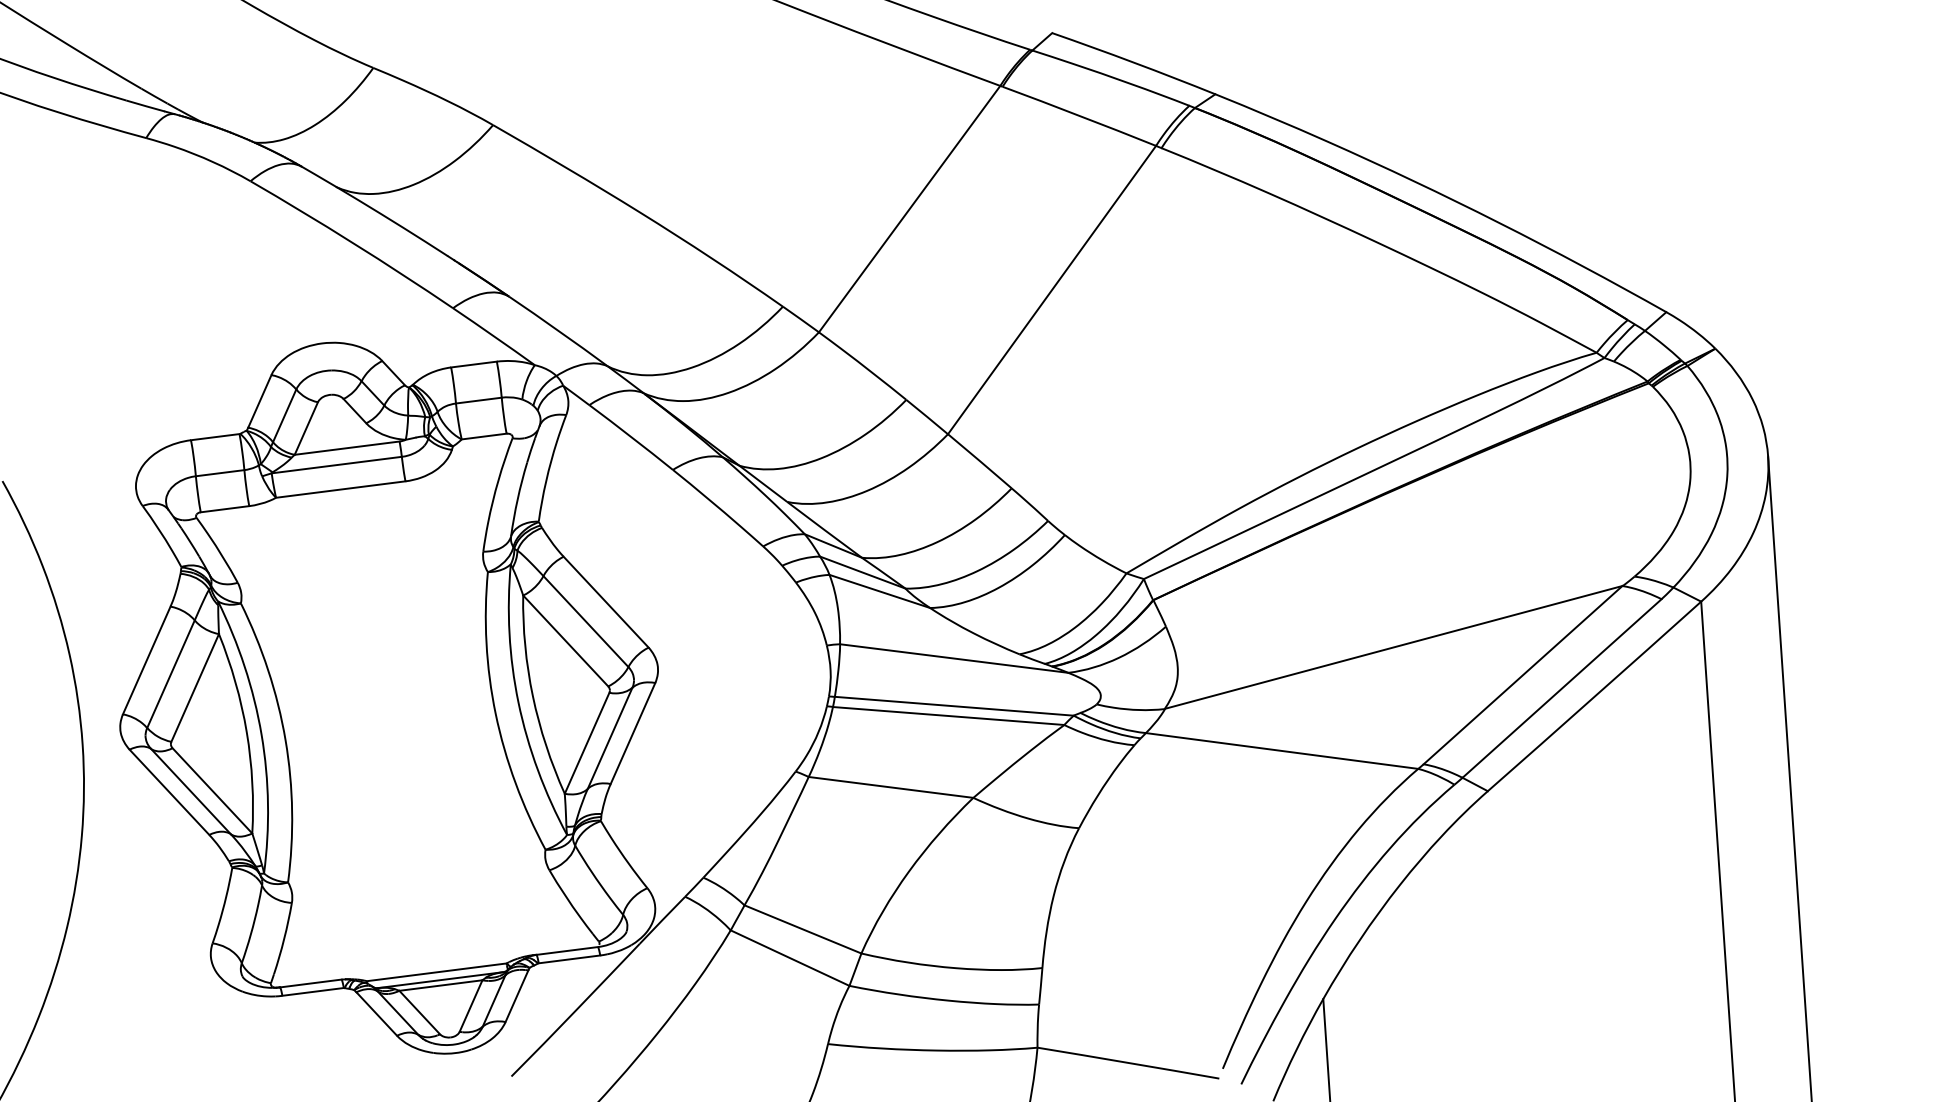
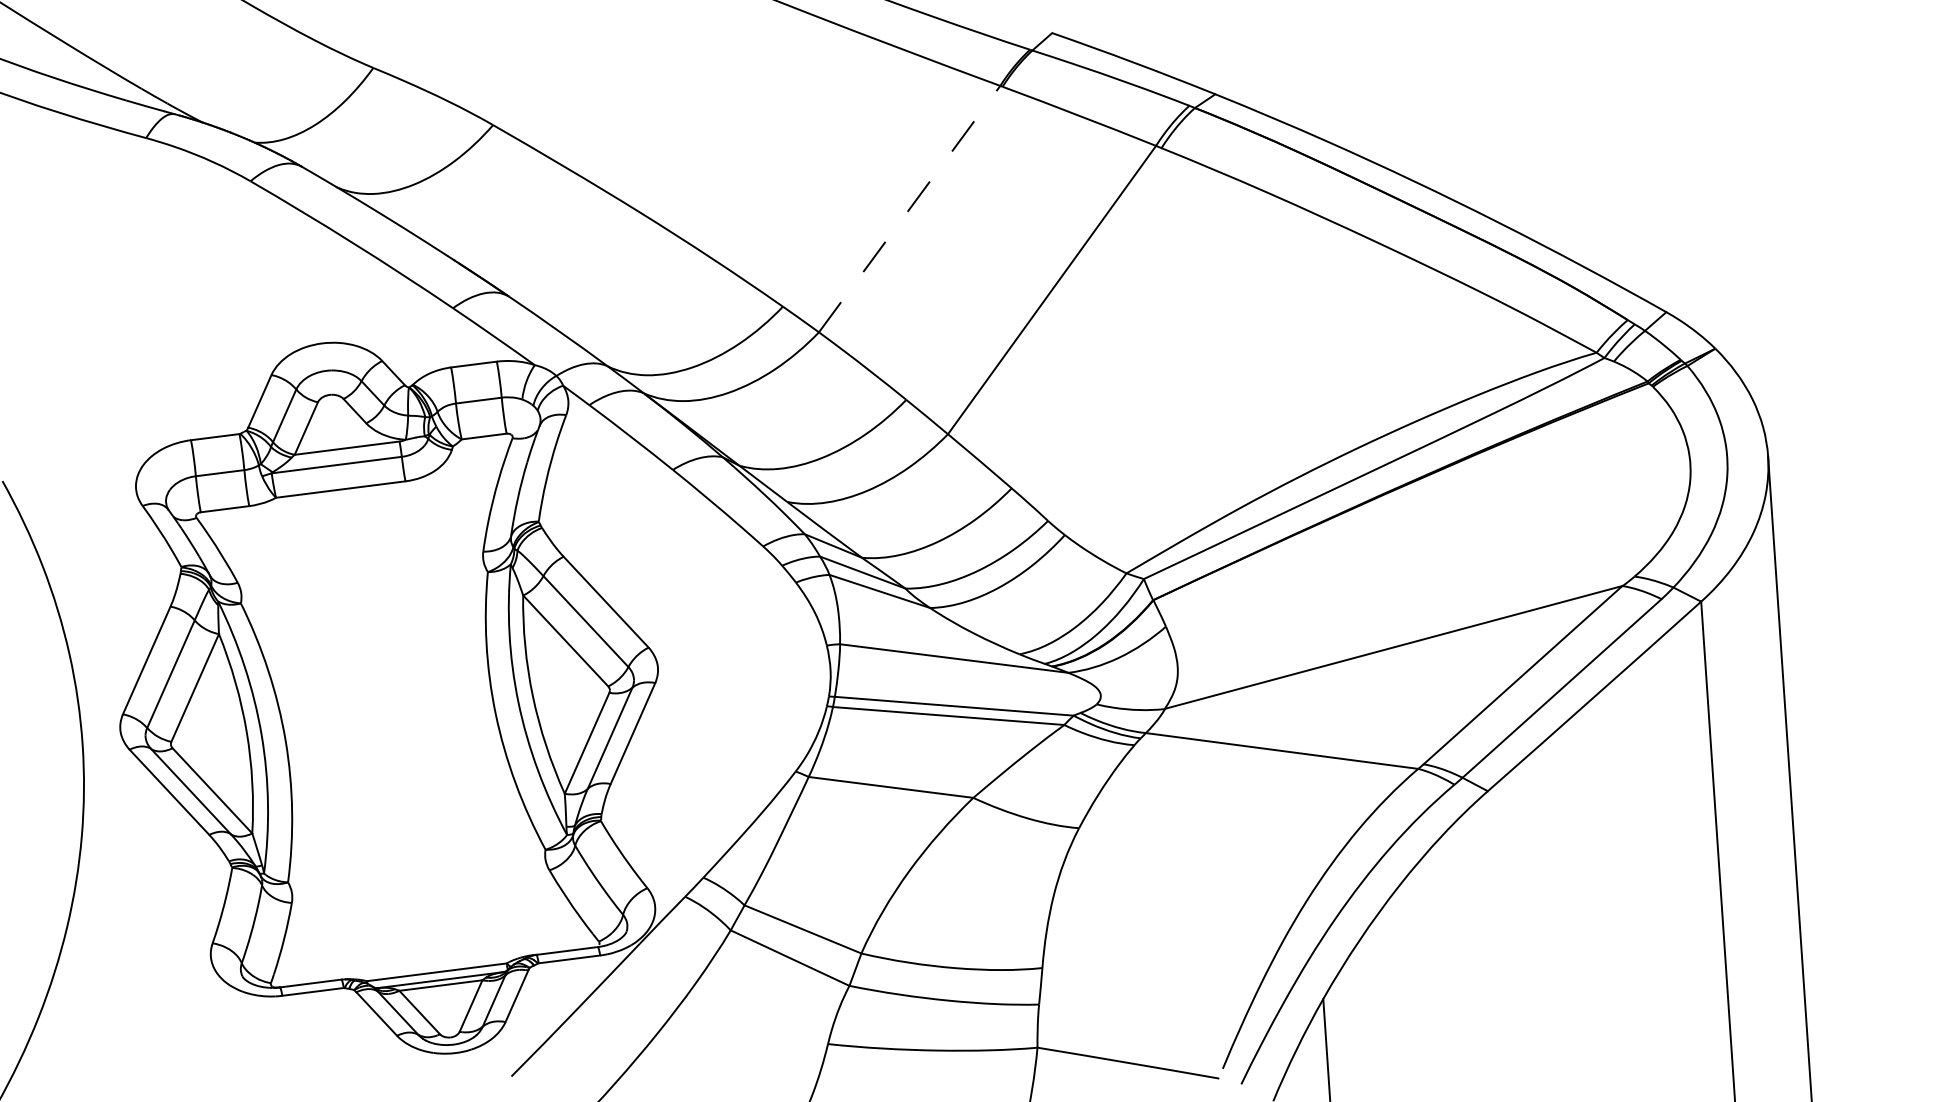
line: solid -> dashed (909, 209)
